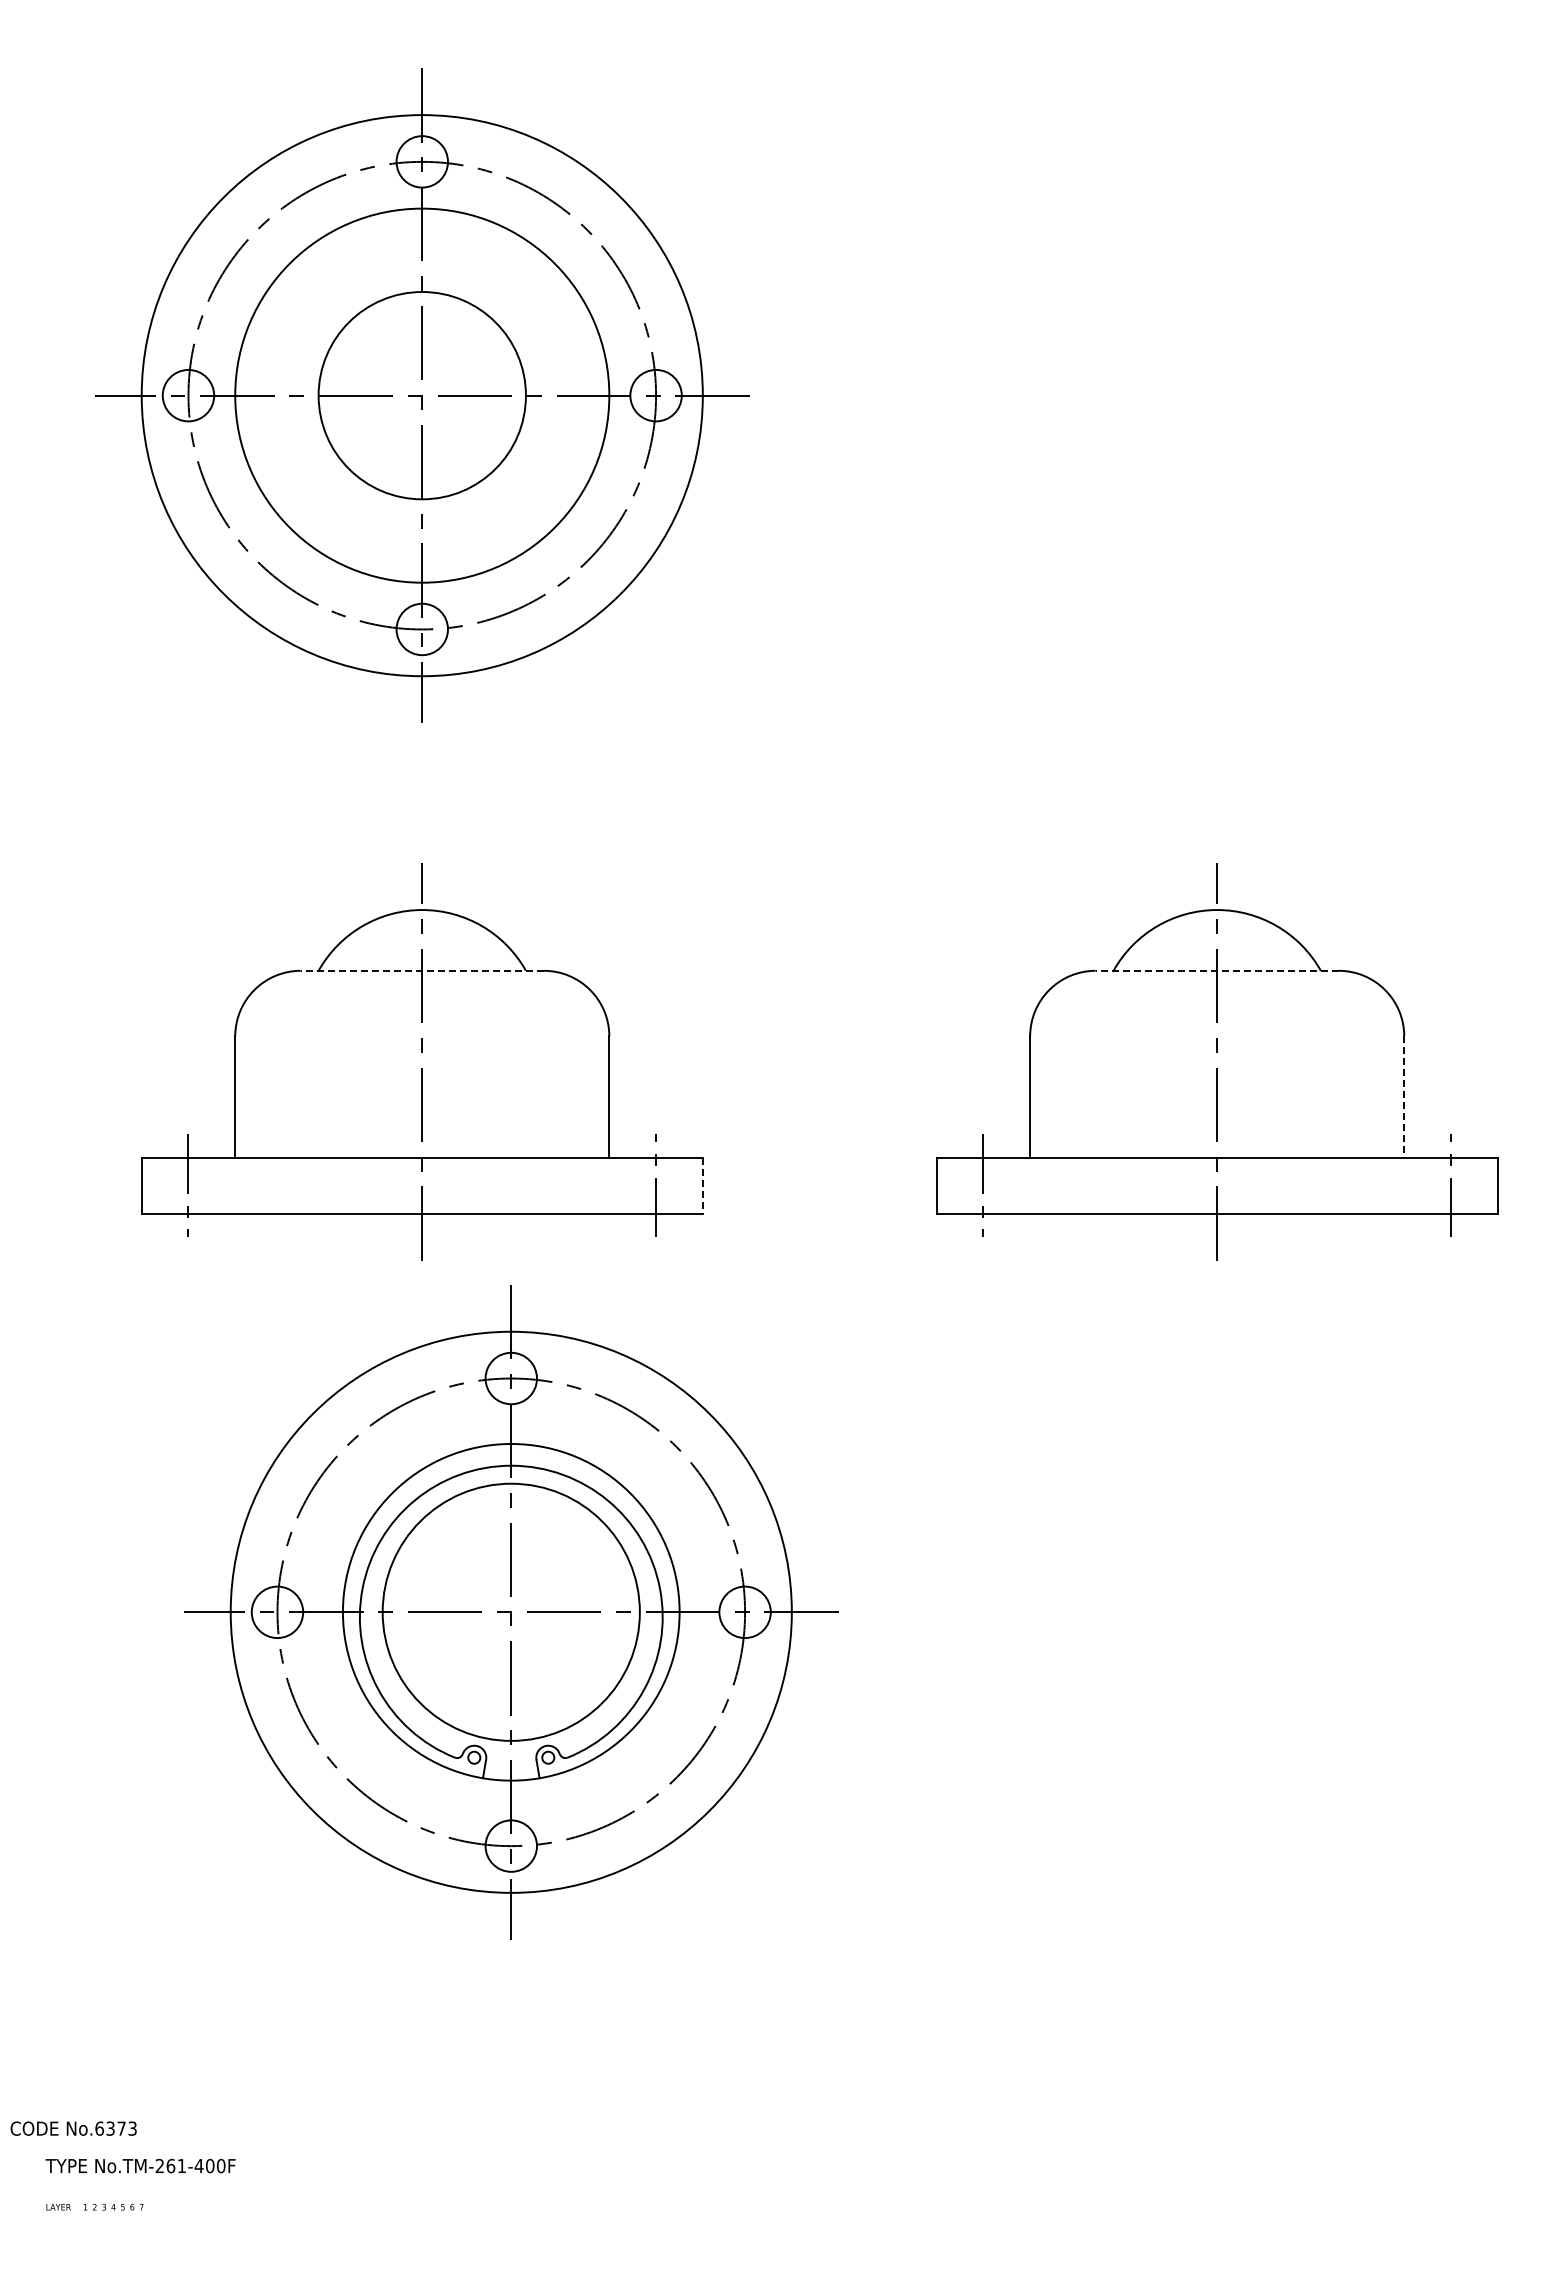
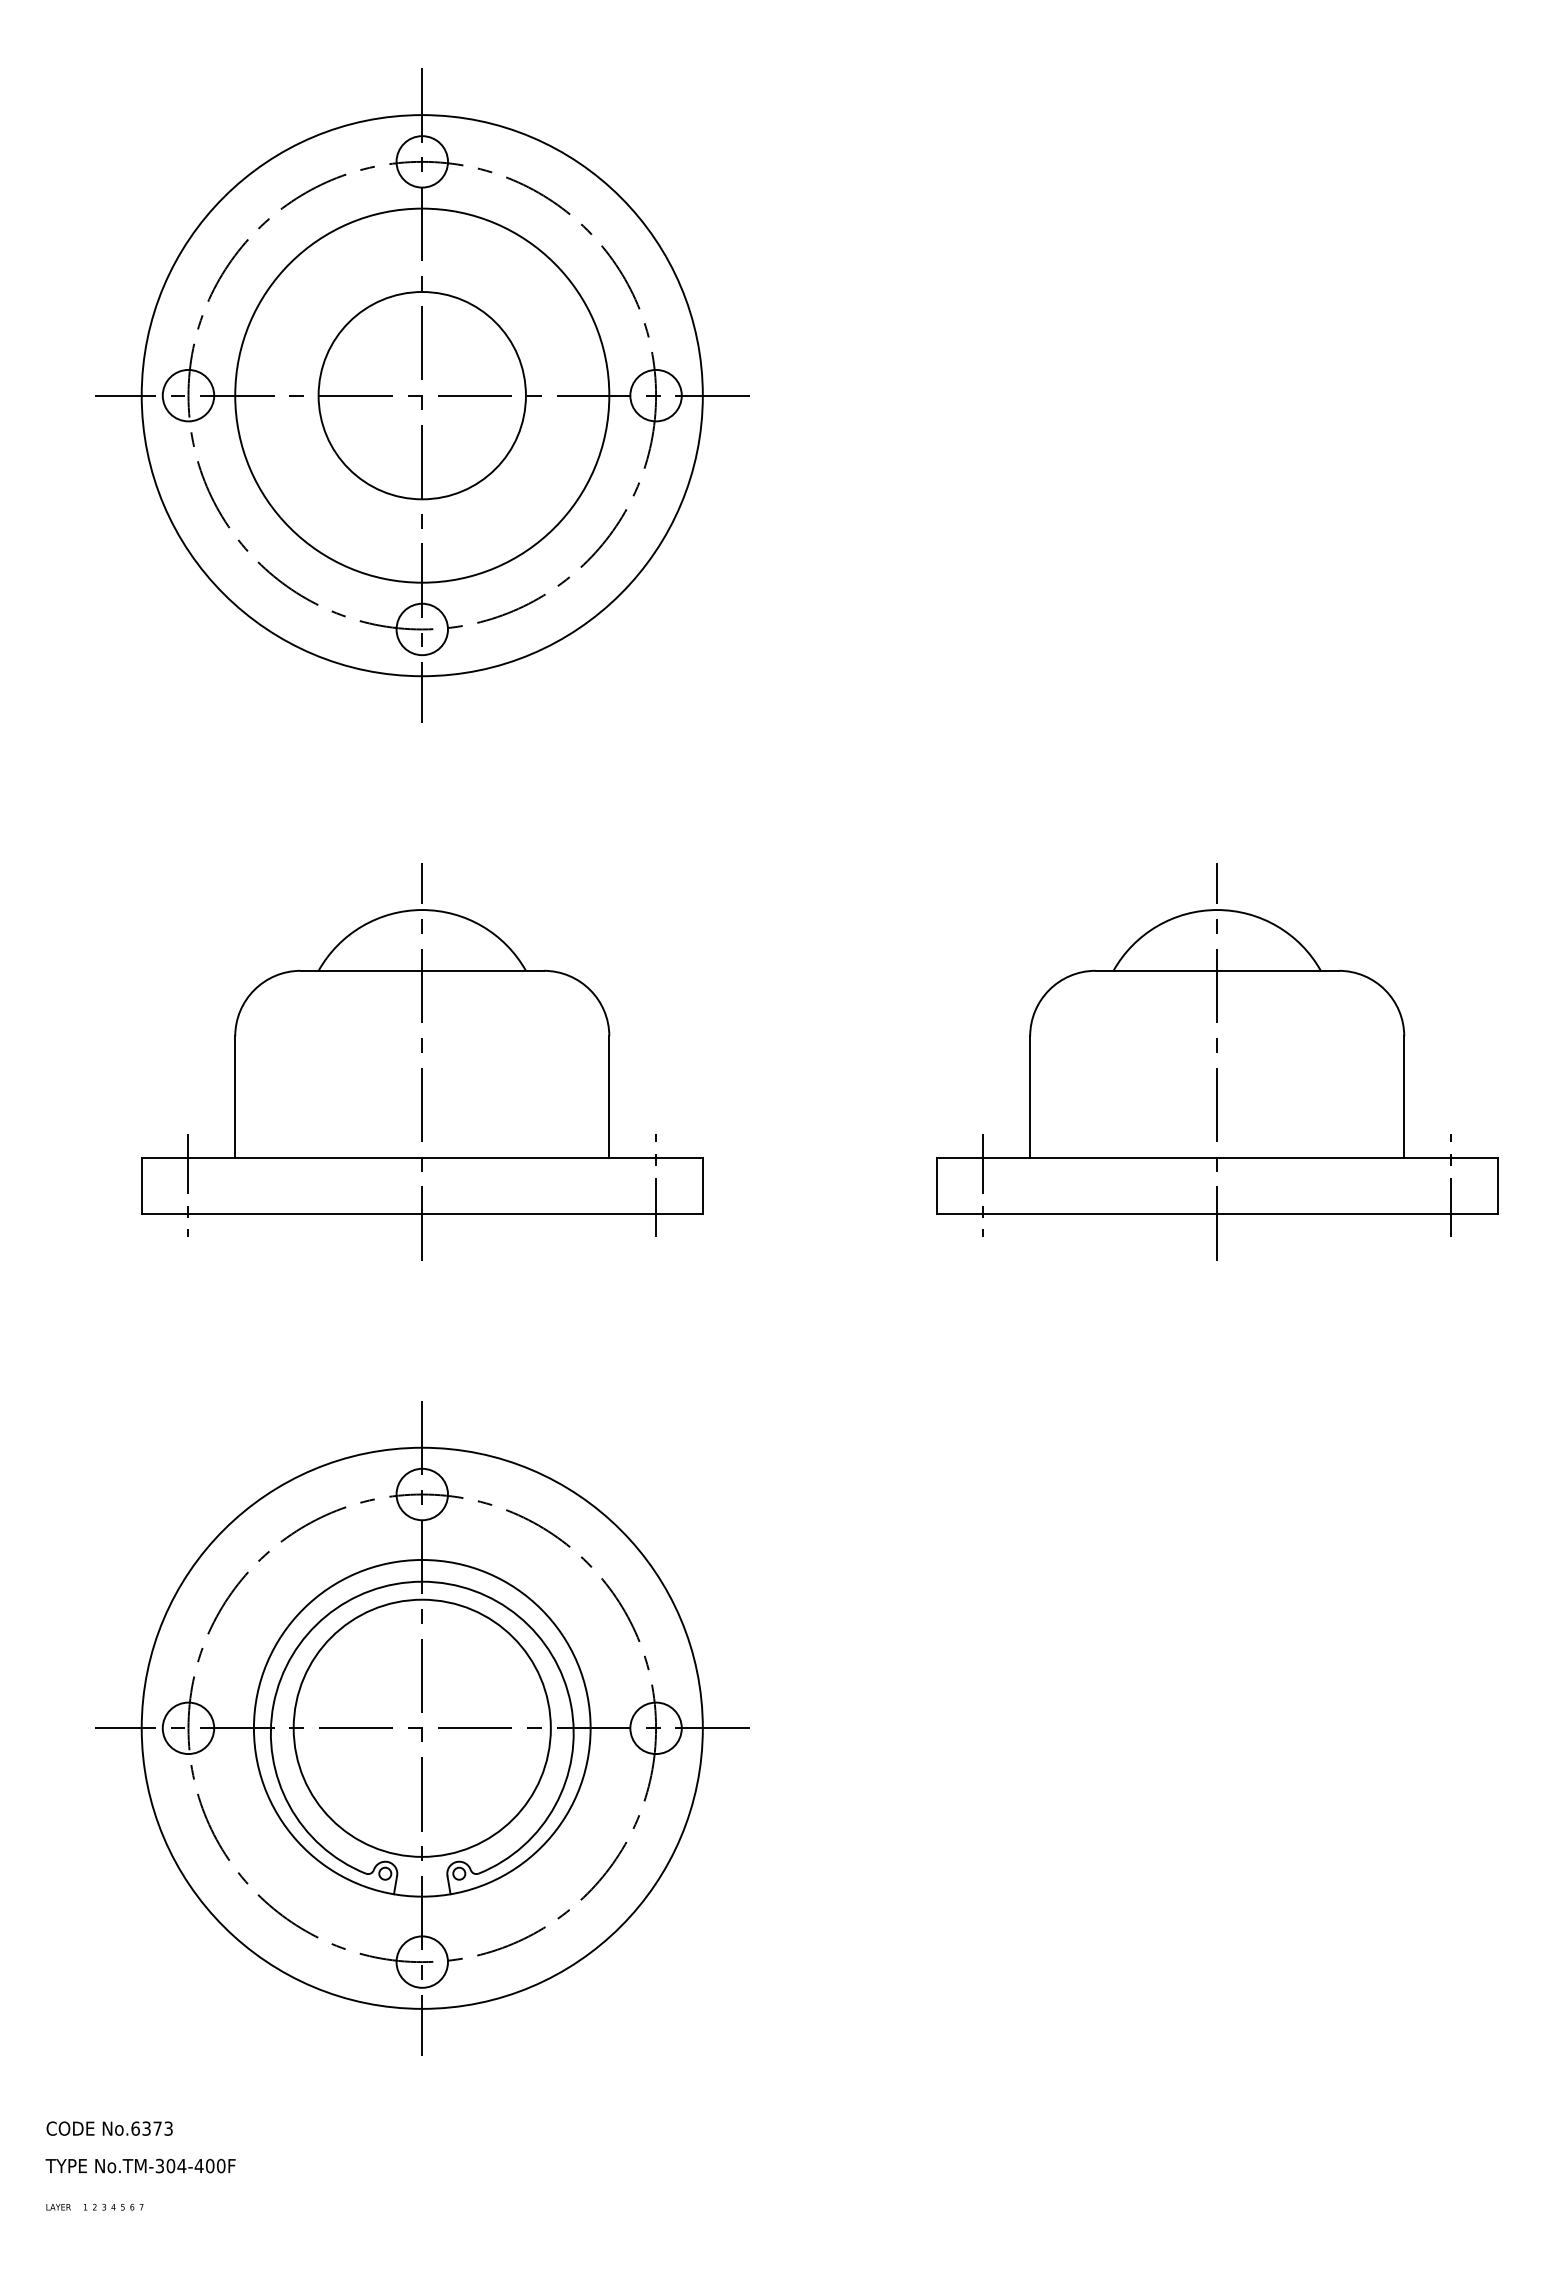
line: dashed -> solid (422, 970)
line: dashed -> solid (1217, 970)
line: dashed -> solid (1404, 1097)
line: dashed -> solid (702, 1186)
part position: (511, 1612) -> (422, 1728) (422, 1728)
text position: (73, 2128) -> (109, 2128) (109, 2128)
text: No.TM-261-400F -> No.TM-304-400F (170, 2165)
